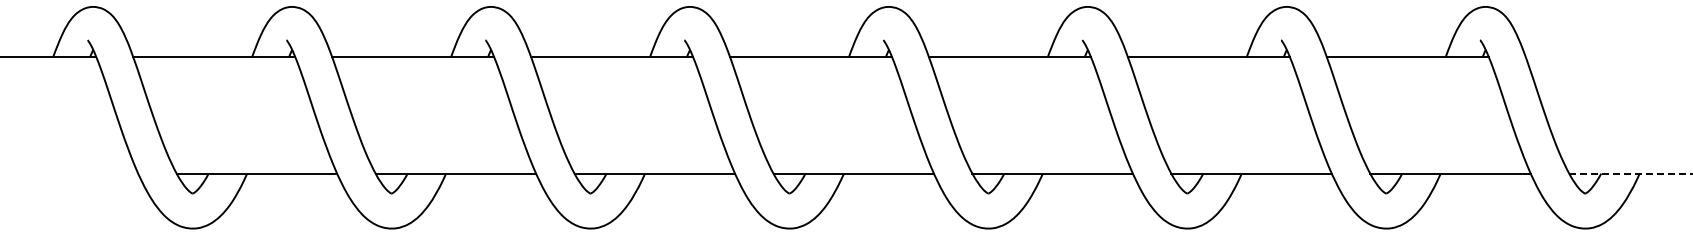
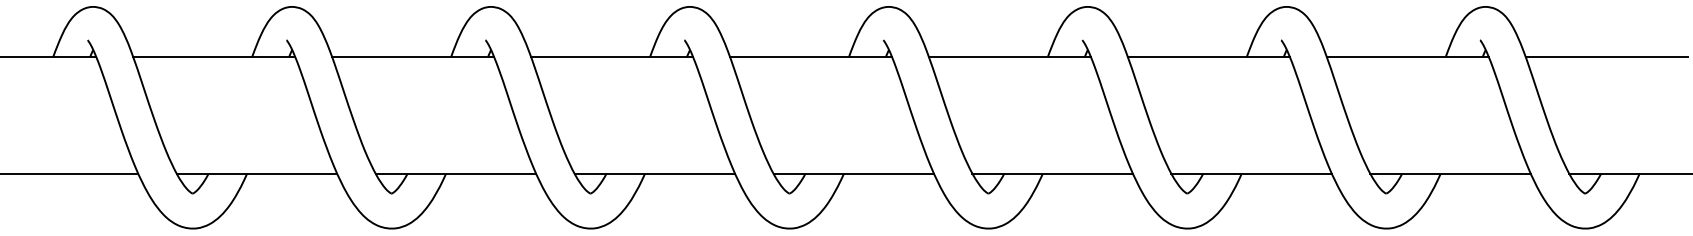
line: none -> present (1606, 57)
line: none -> present (70, 173)
line: dashed -> solid (1630, 173)
